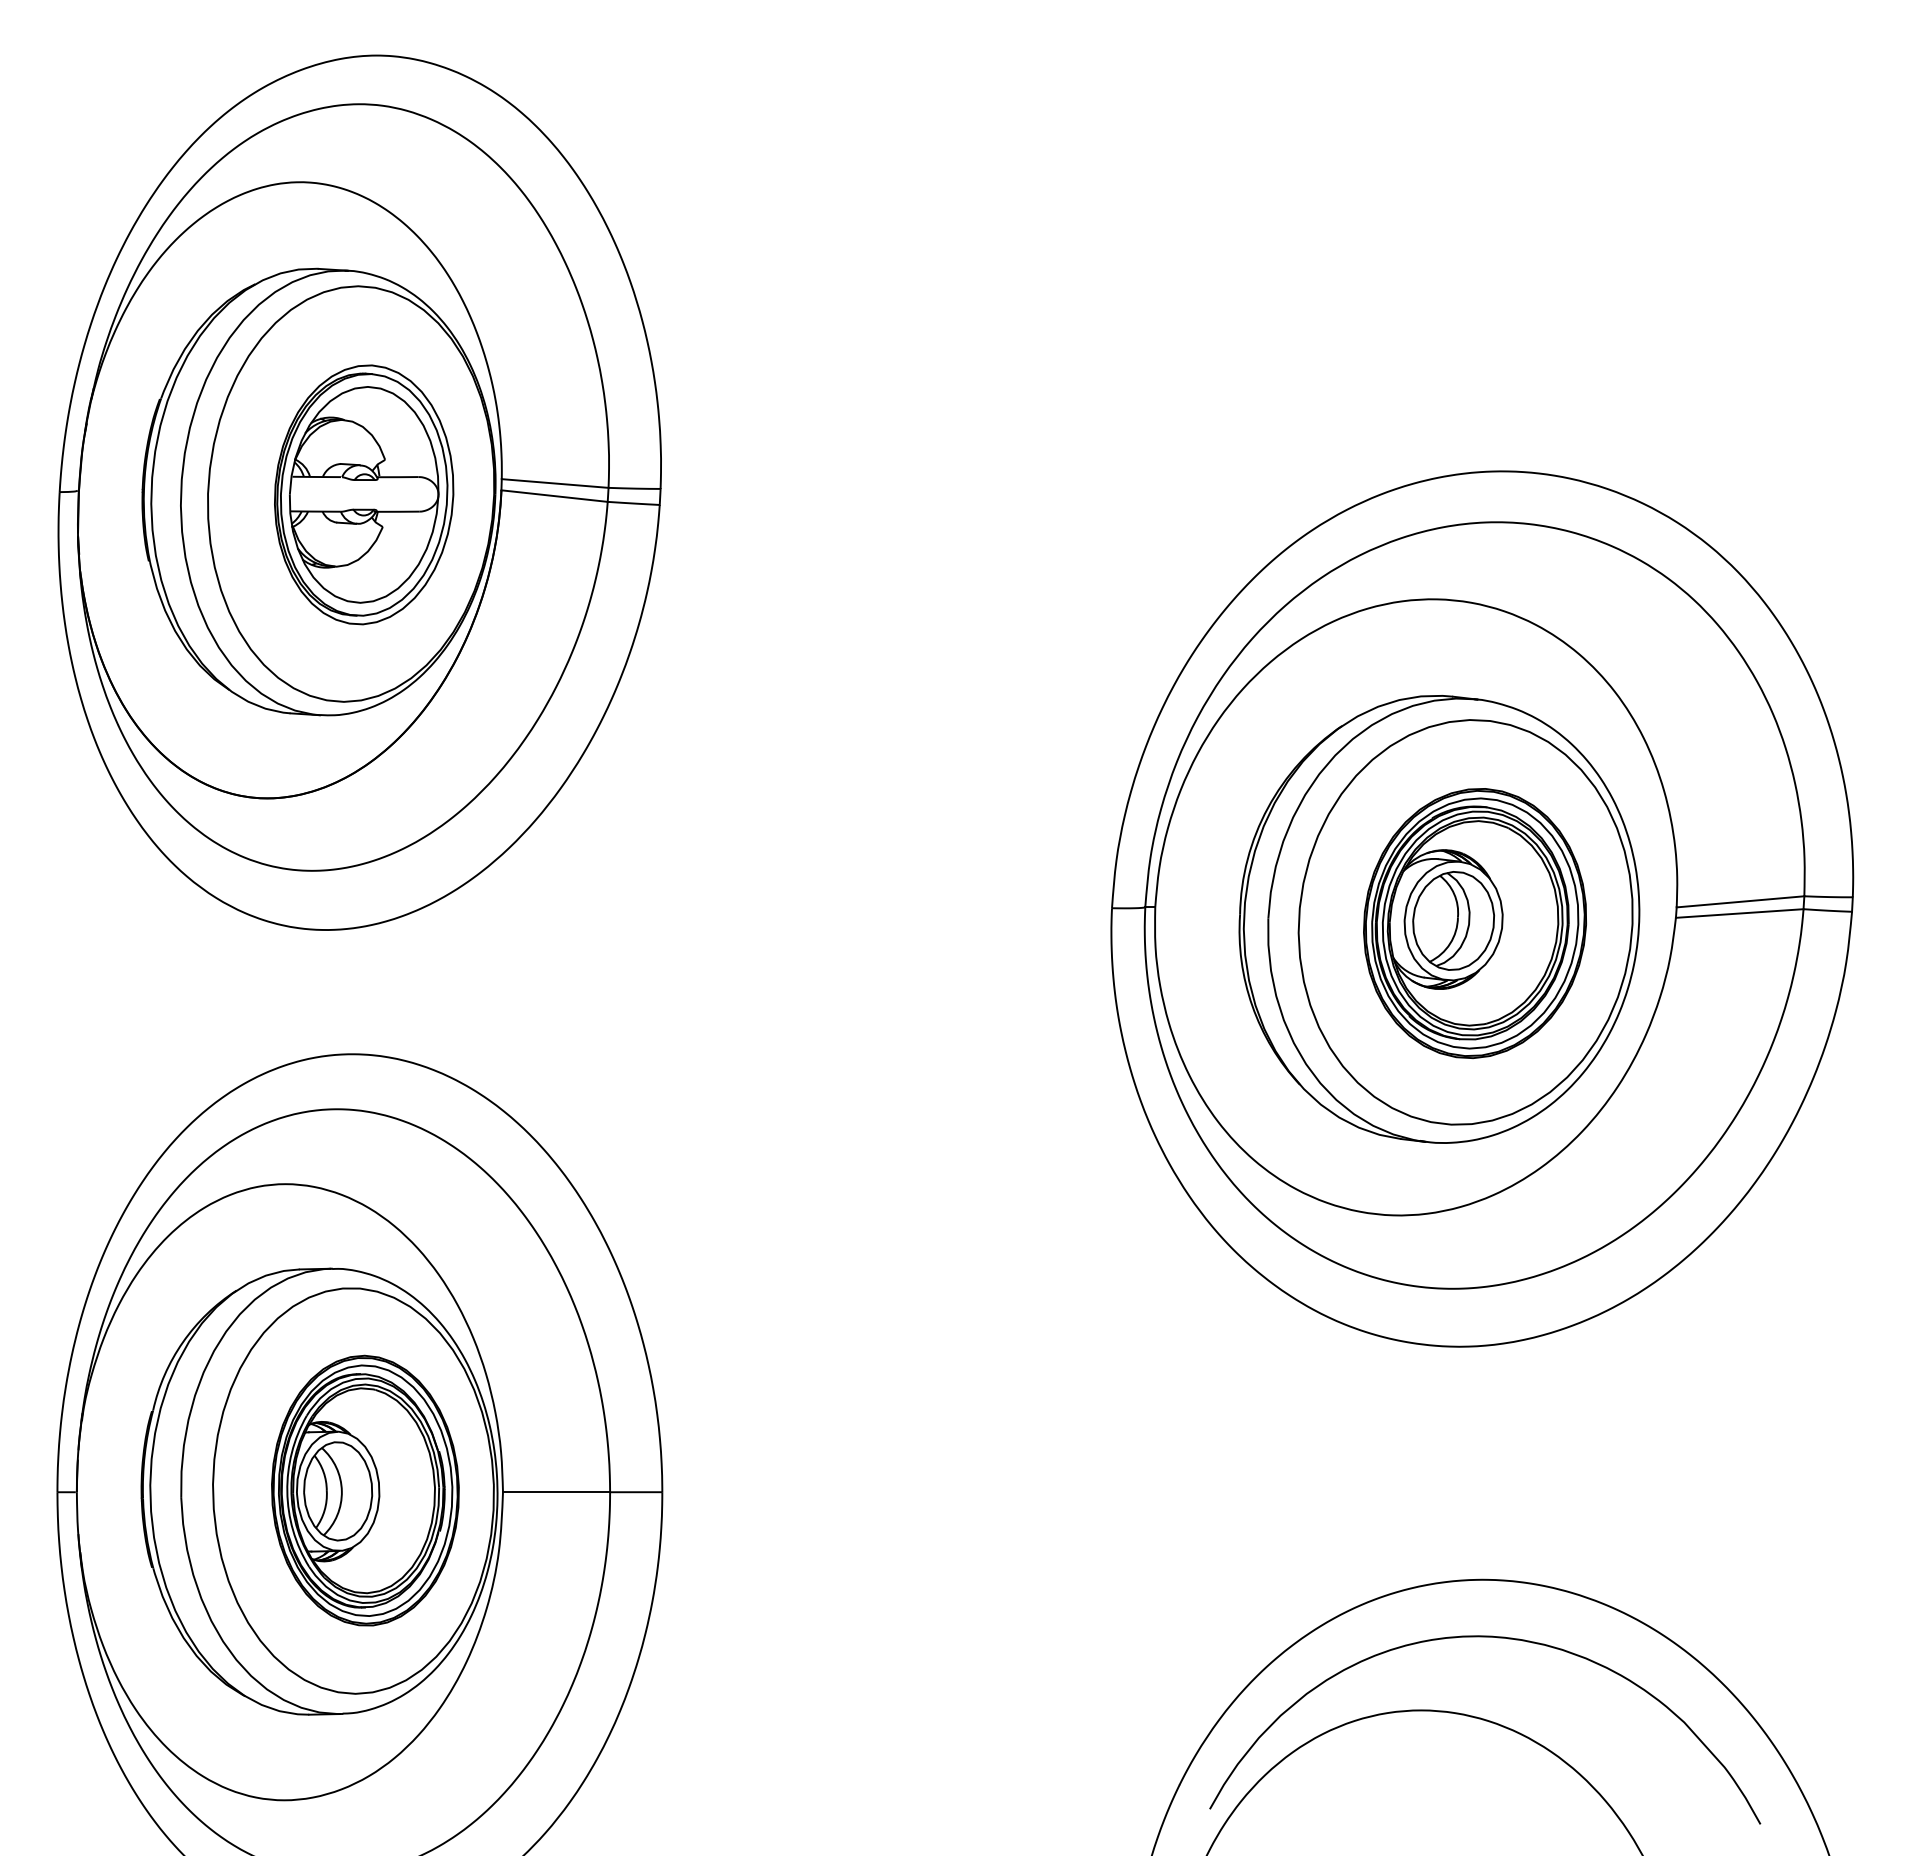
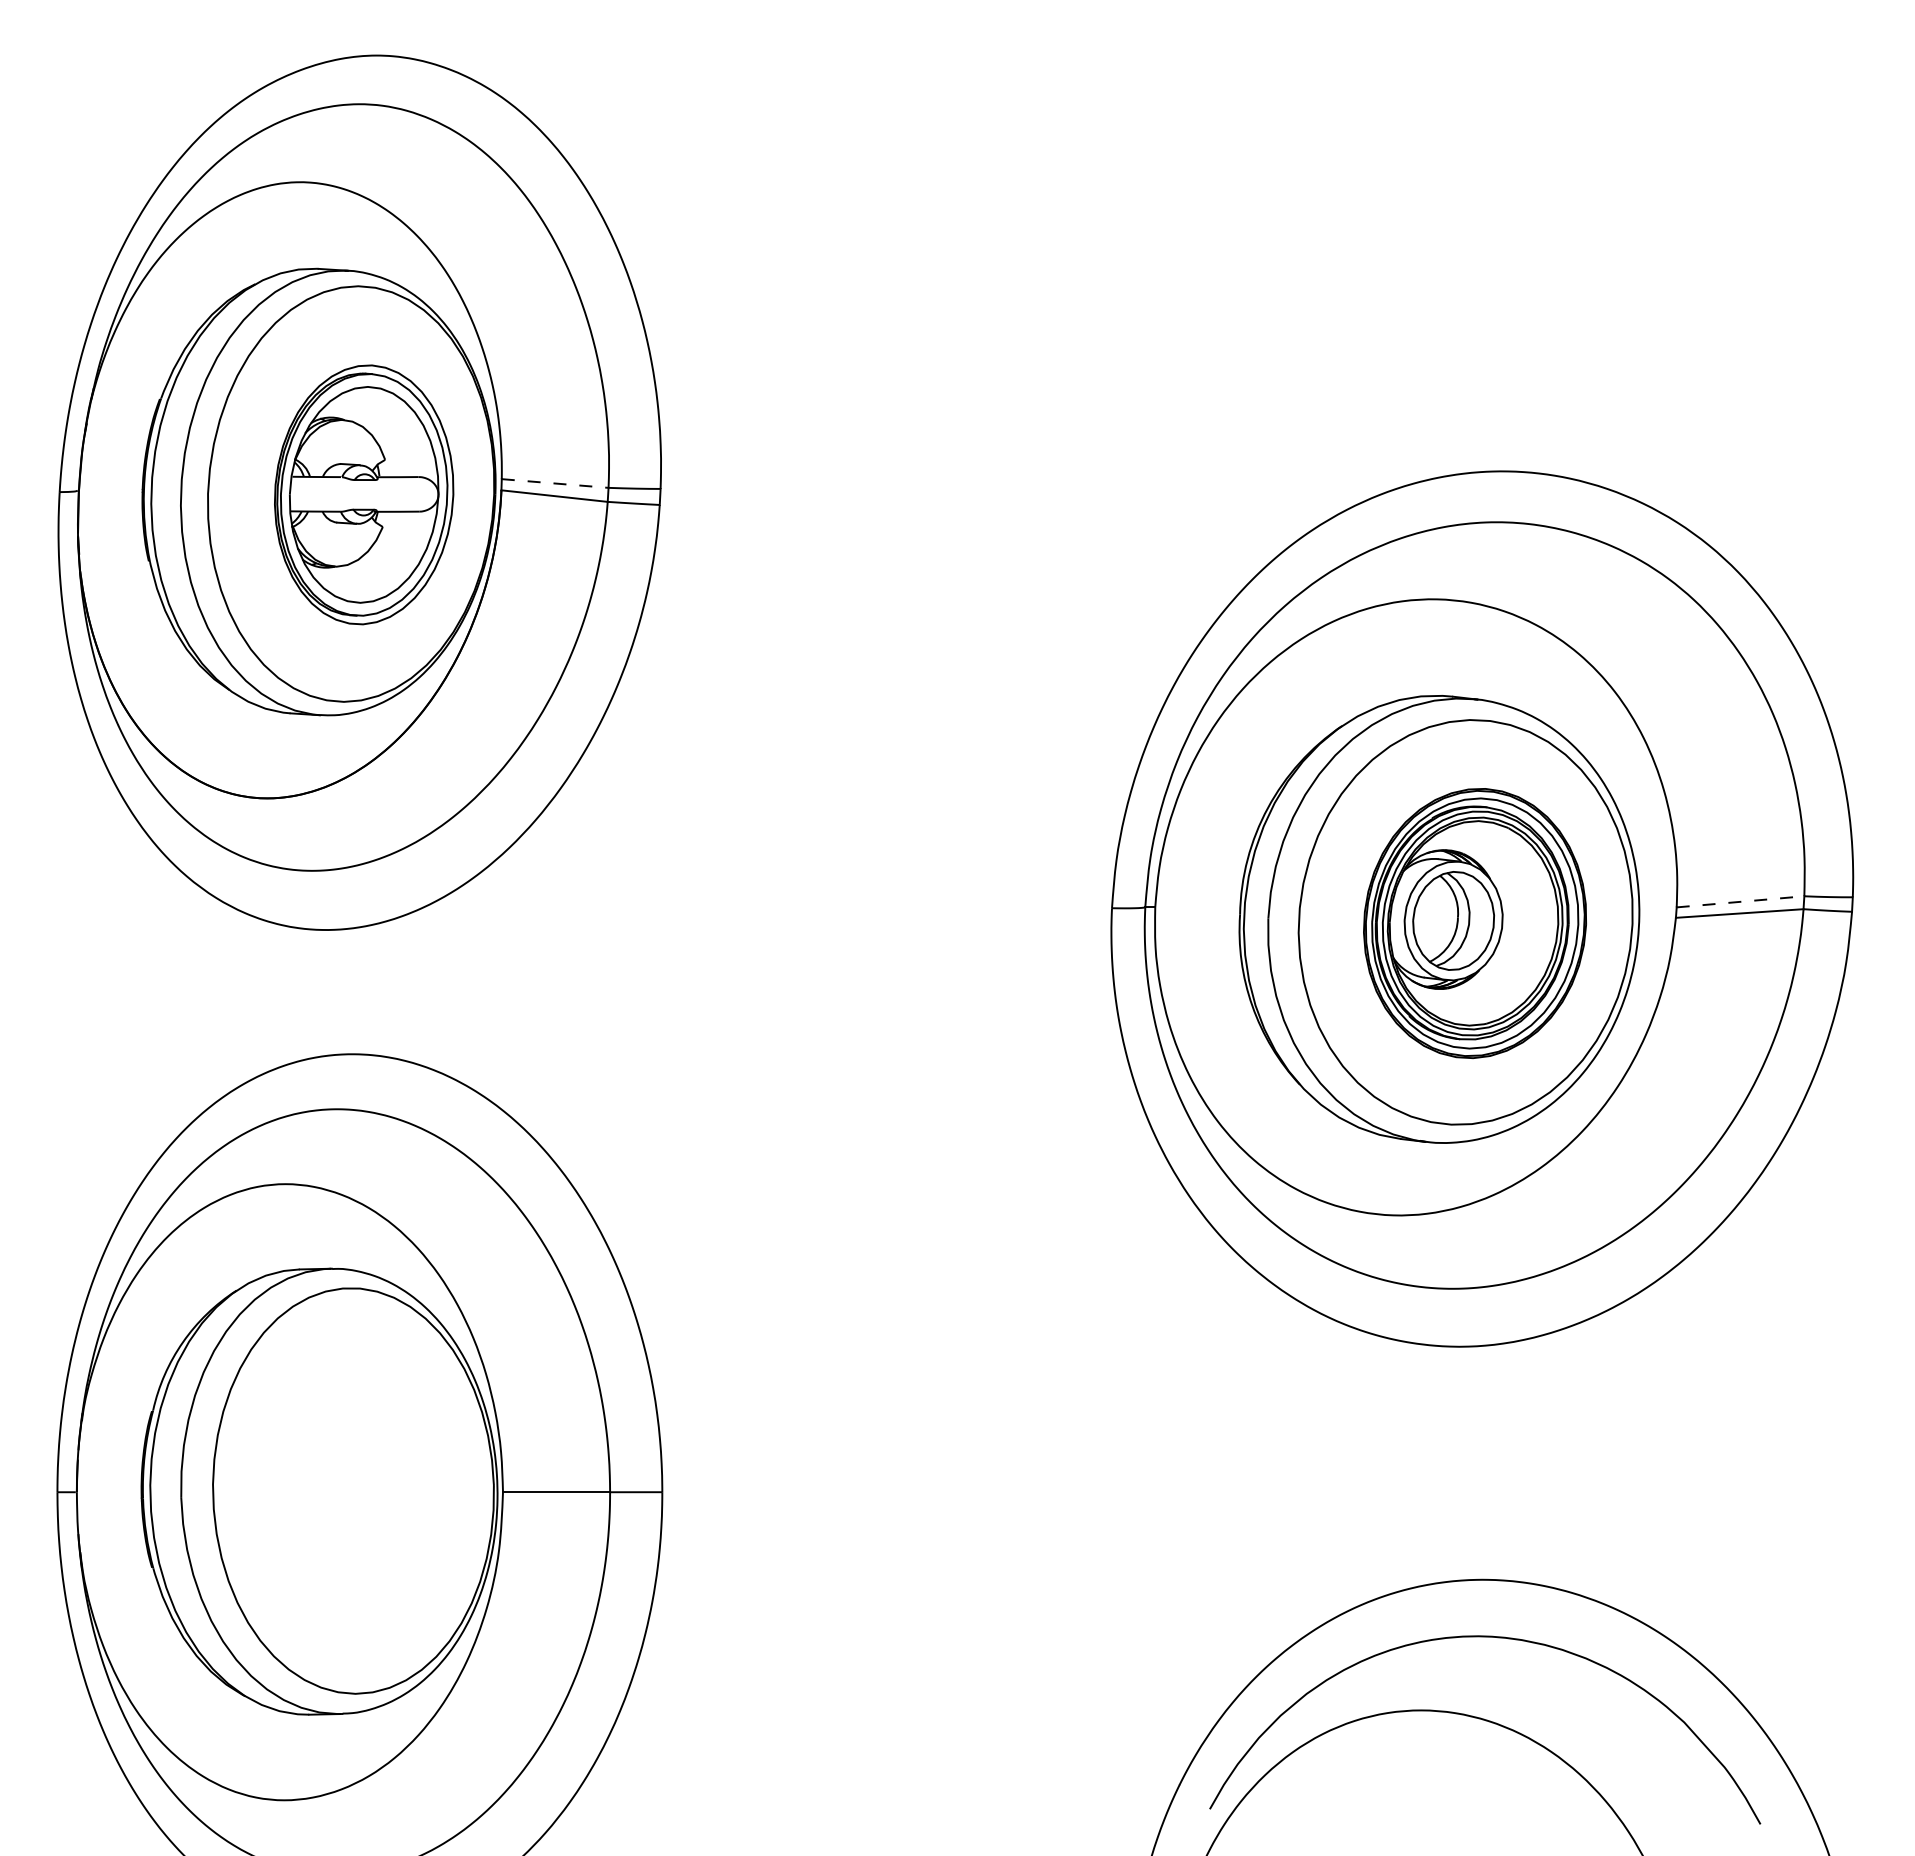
line: solid -> dashed (555, 483)
line: solid -> dashed (1741, 901)
part: present -> none (365, 1490)
